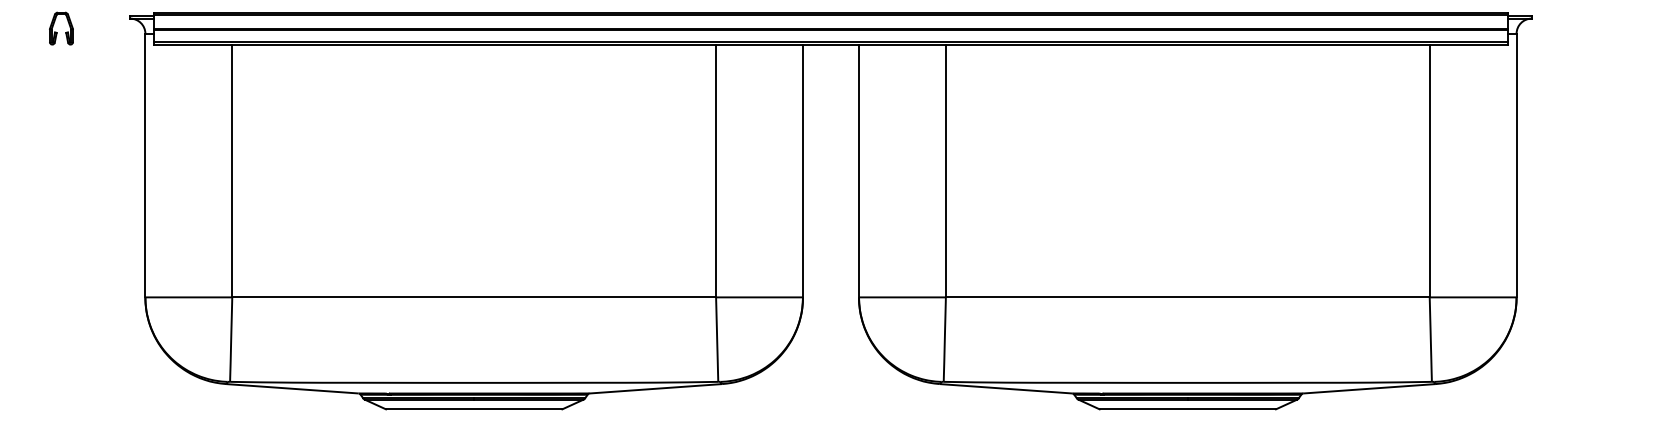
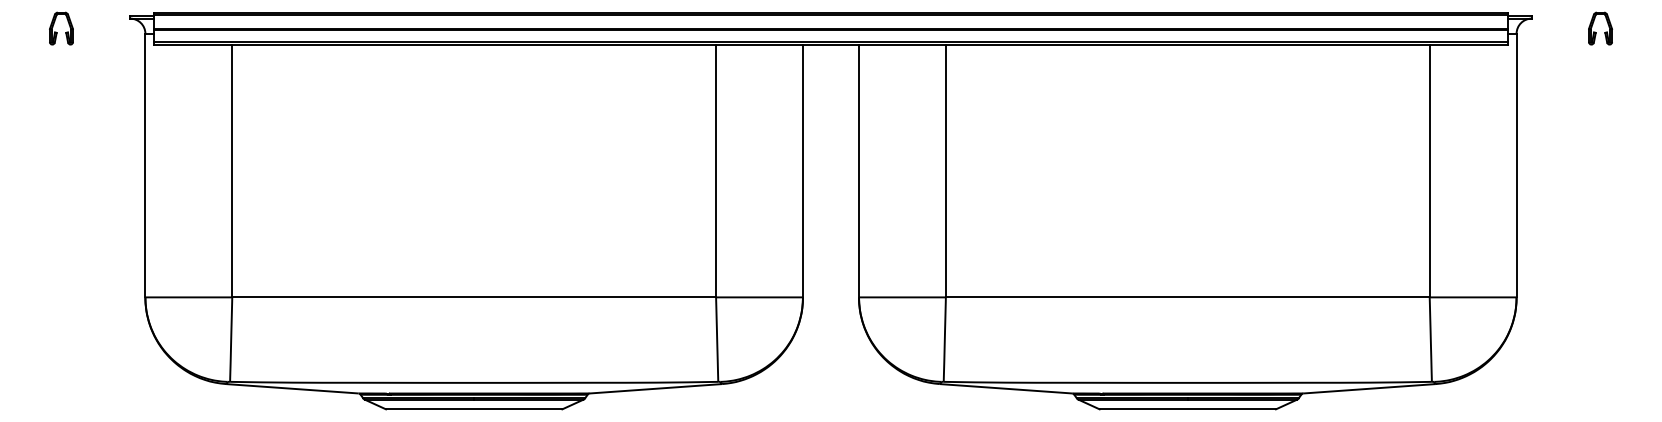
part: none -> present (1600, 28)
